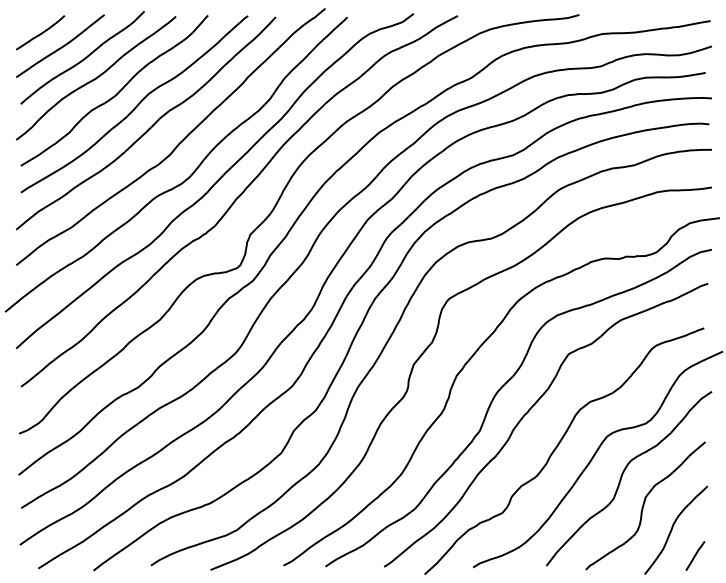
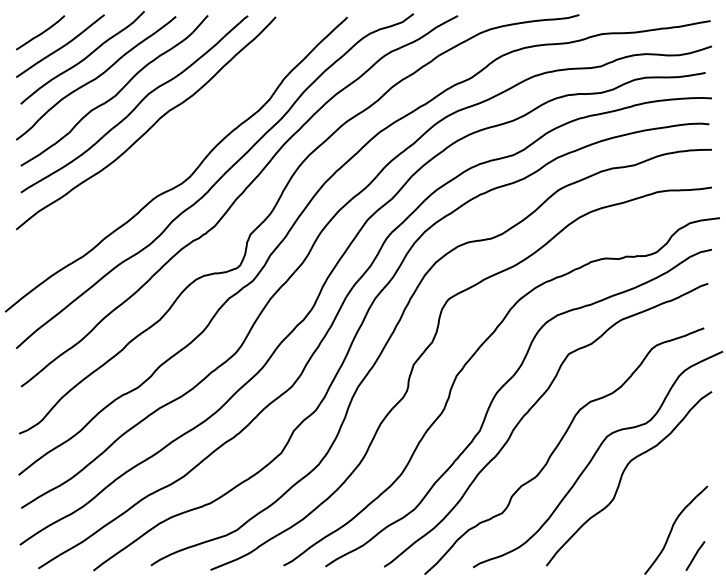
curve: present -> none (178, 143)
curve: present -> none (644, 505)
